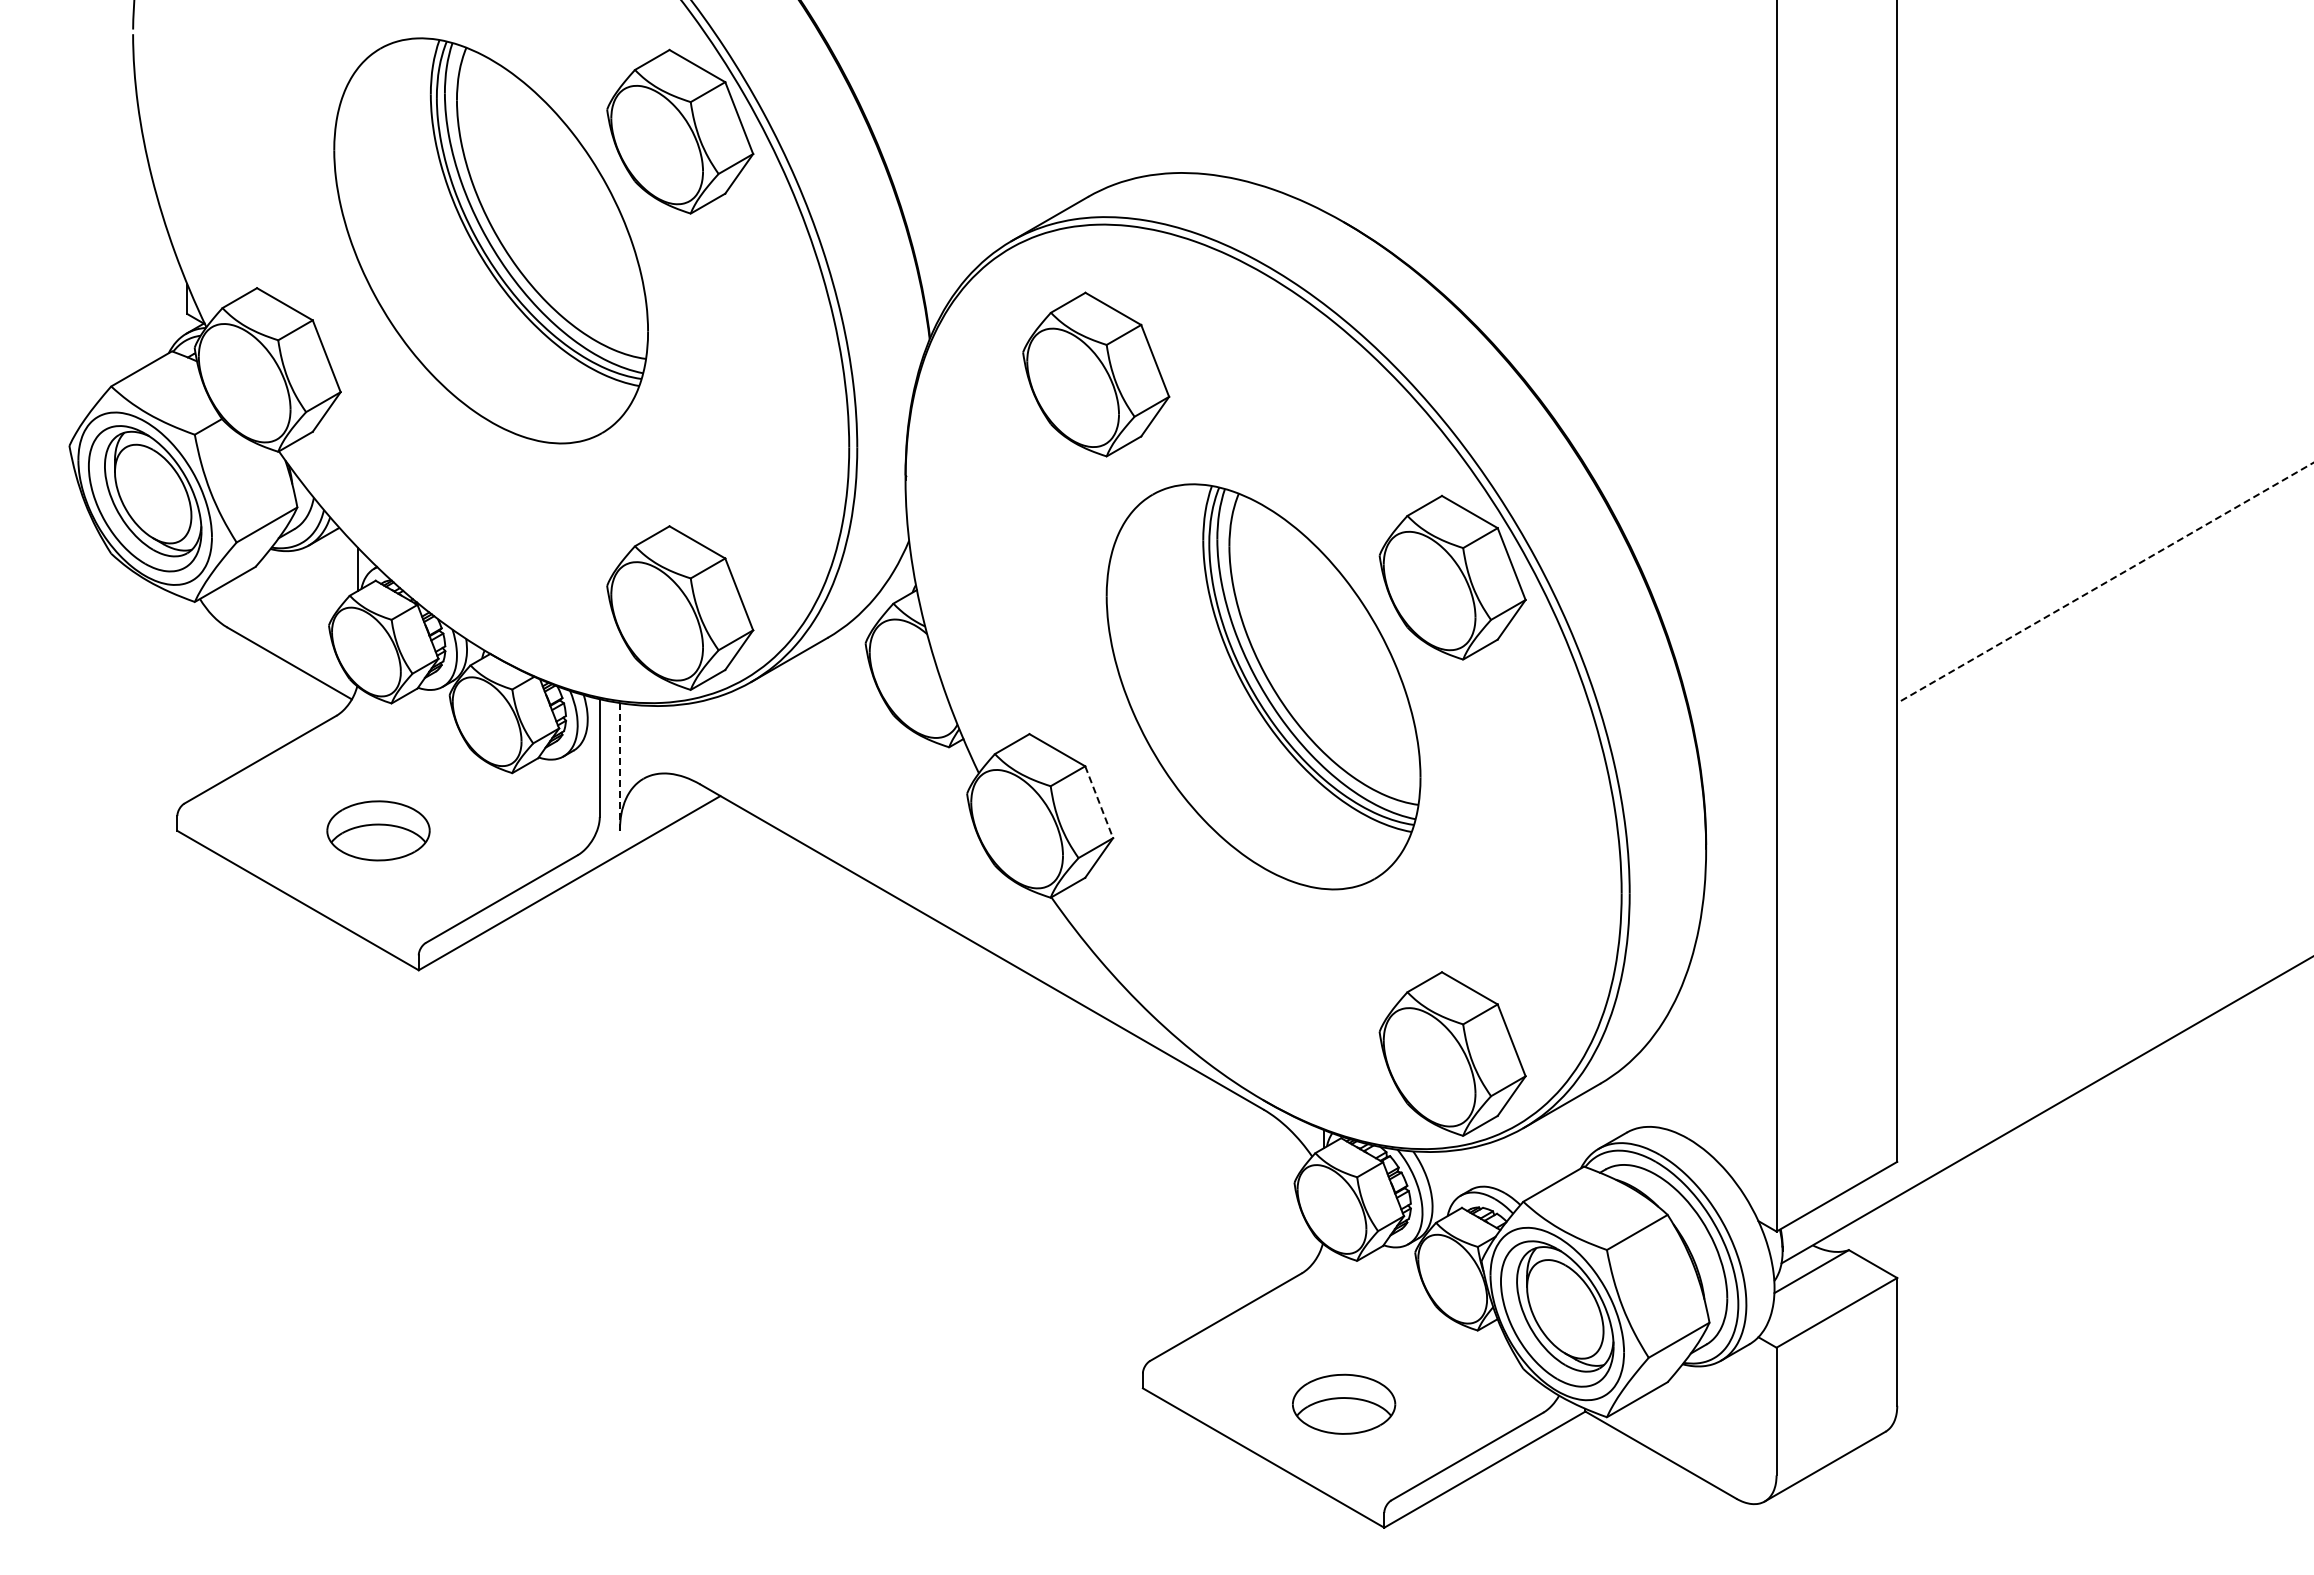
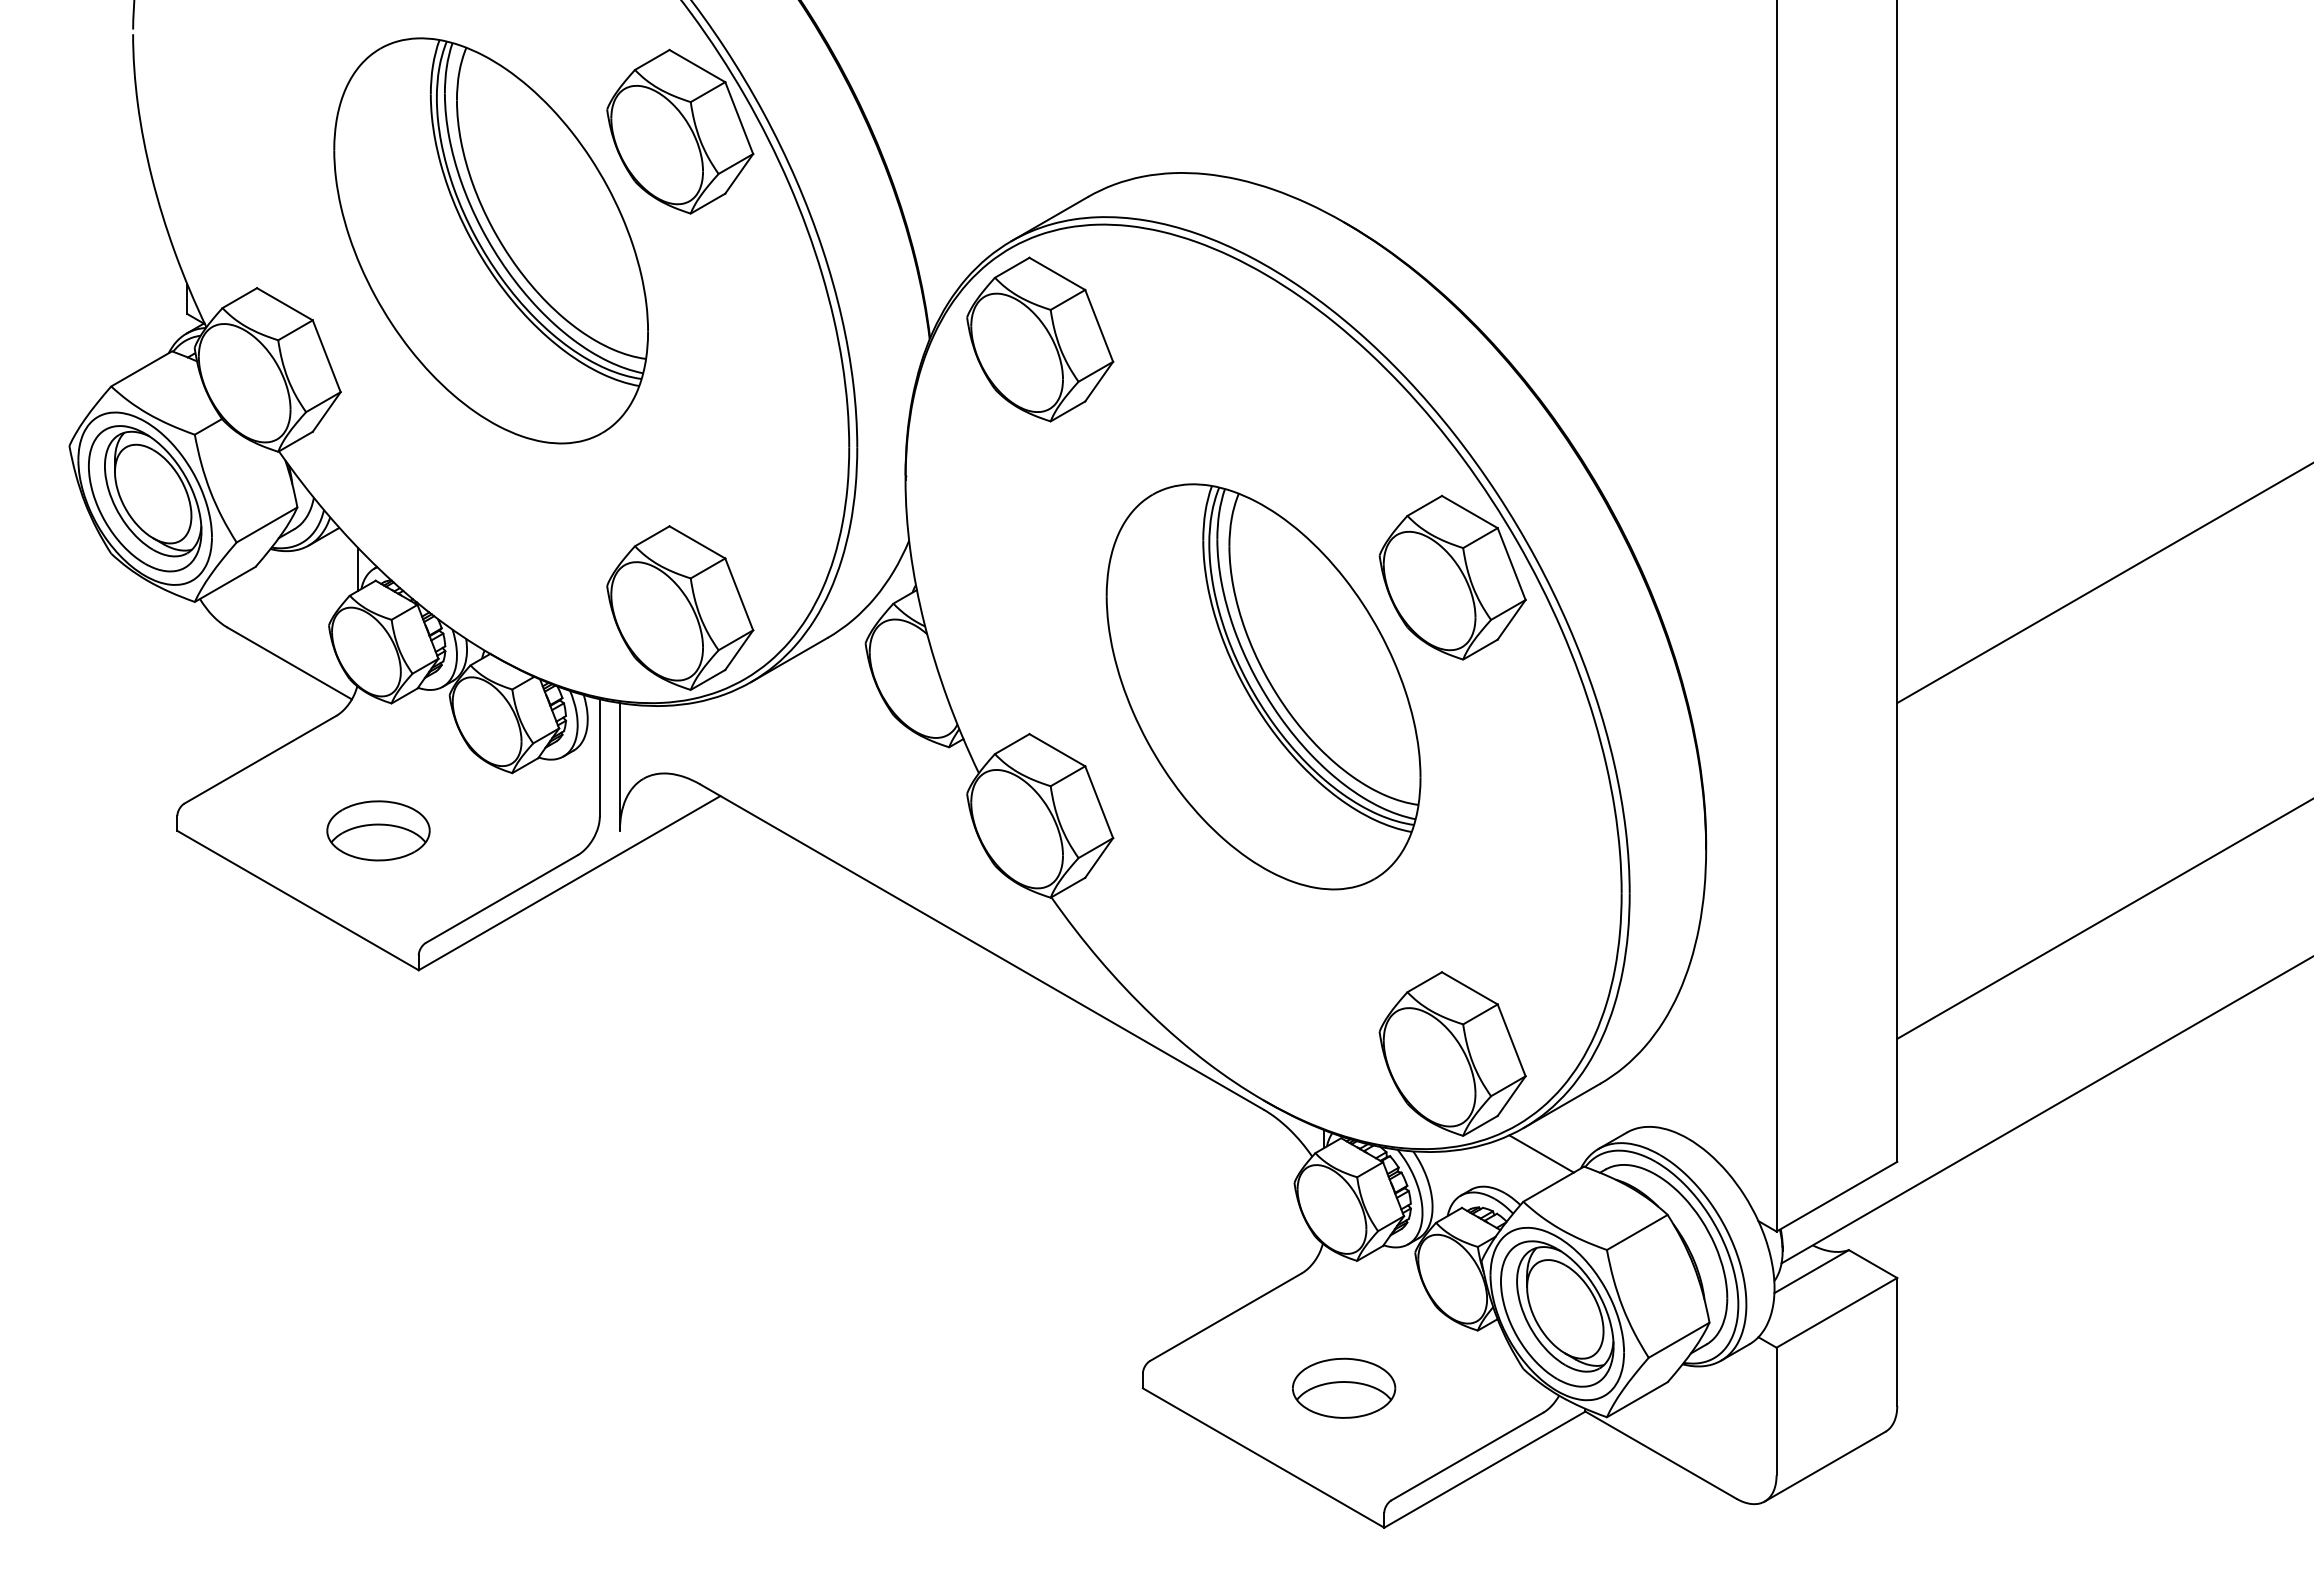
part position: (1096, 374) -> (1040, 339) (1040, 339)
line: dashed -> solid (2105, 583)
line: dashed -> solid (619, 767)
line: dashed -> solid (1099, 802)
line: none -> present (2103, 919)
line: none -> present (1541, 1153)
part position: (1344, 1403) -> (1344, 1387) (1344, 1387)
